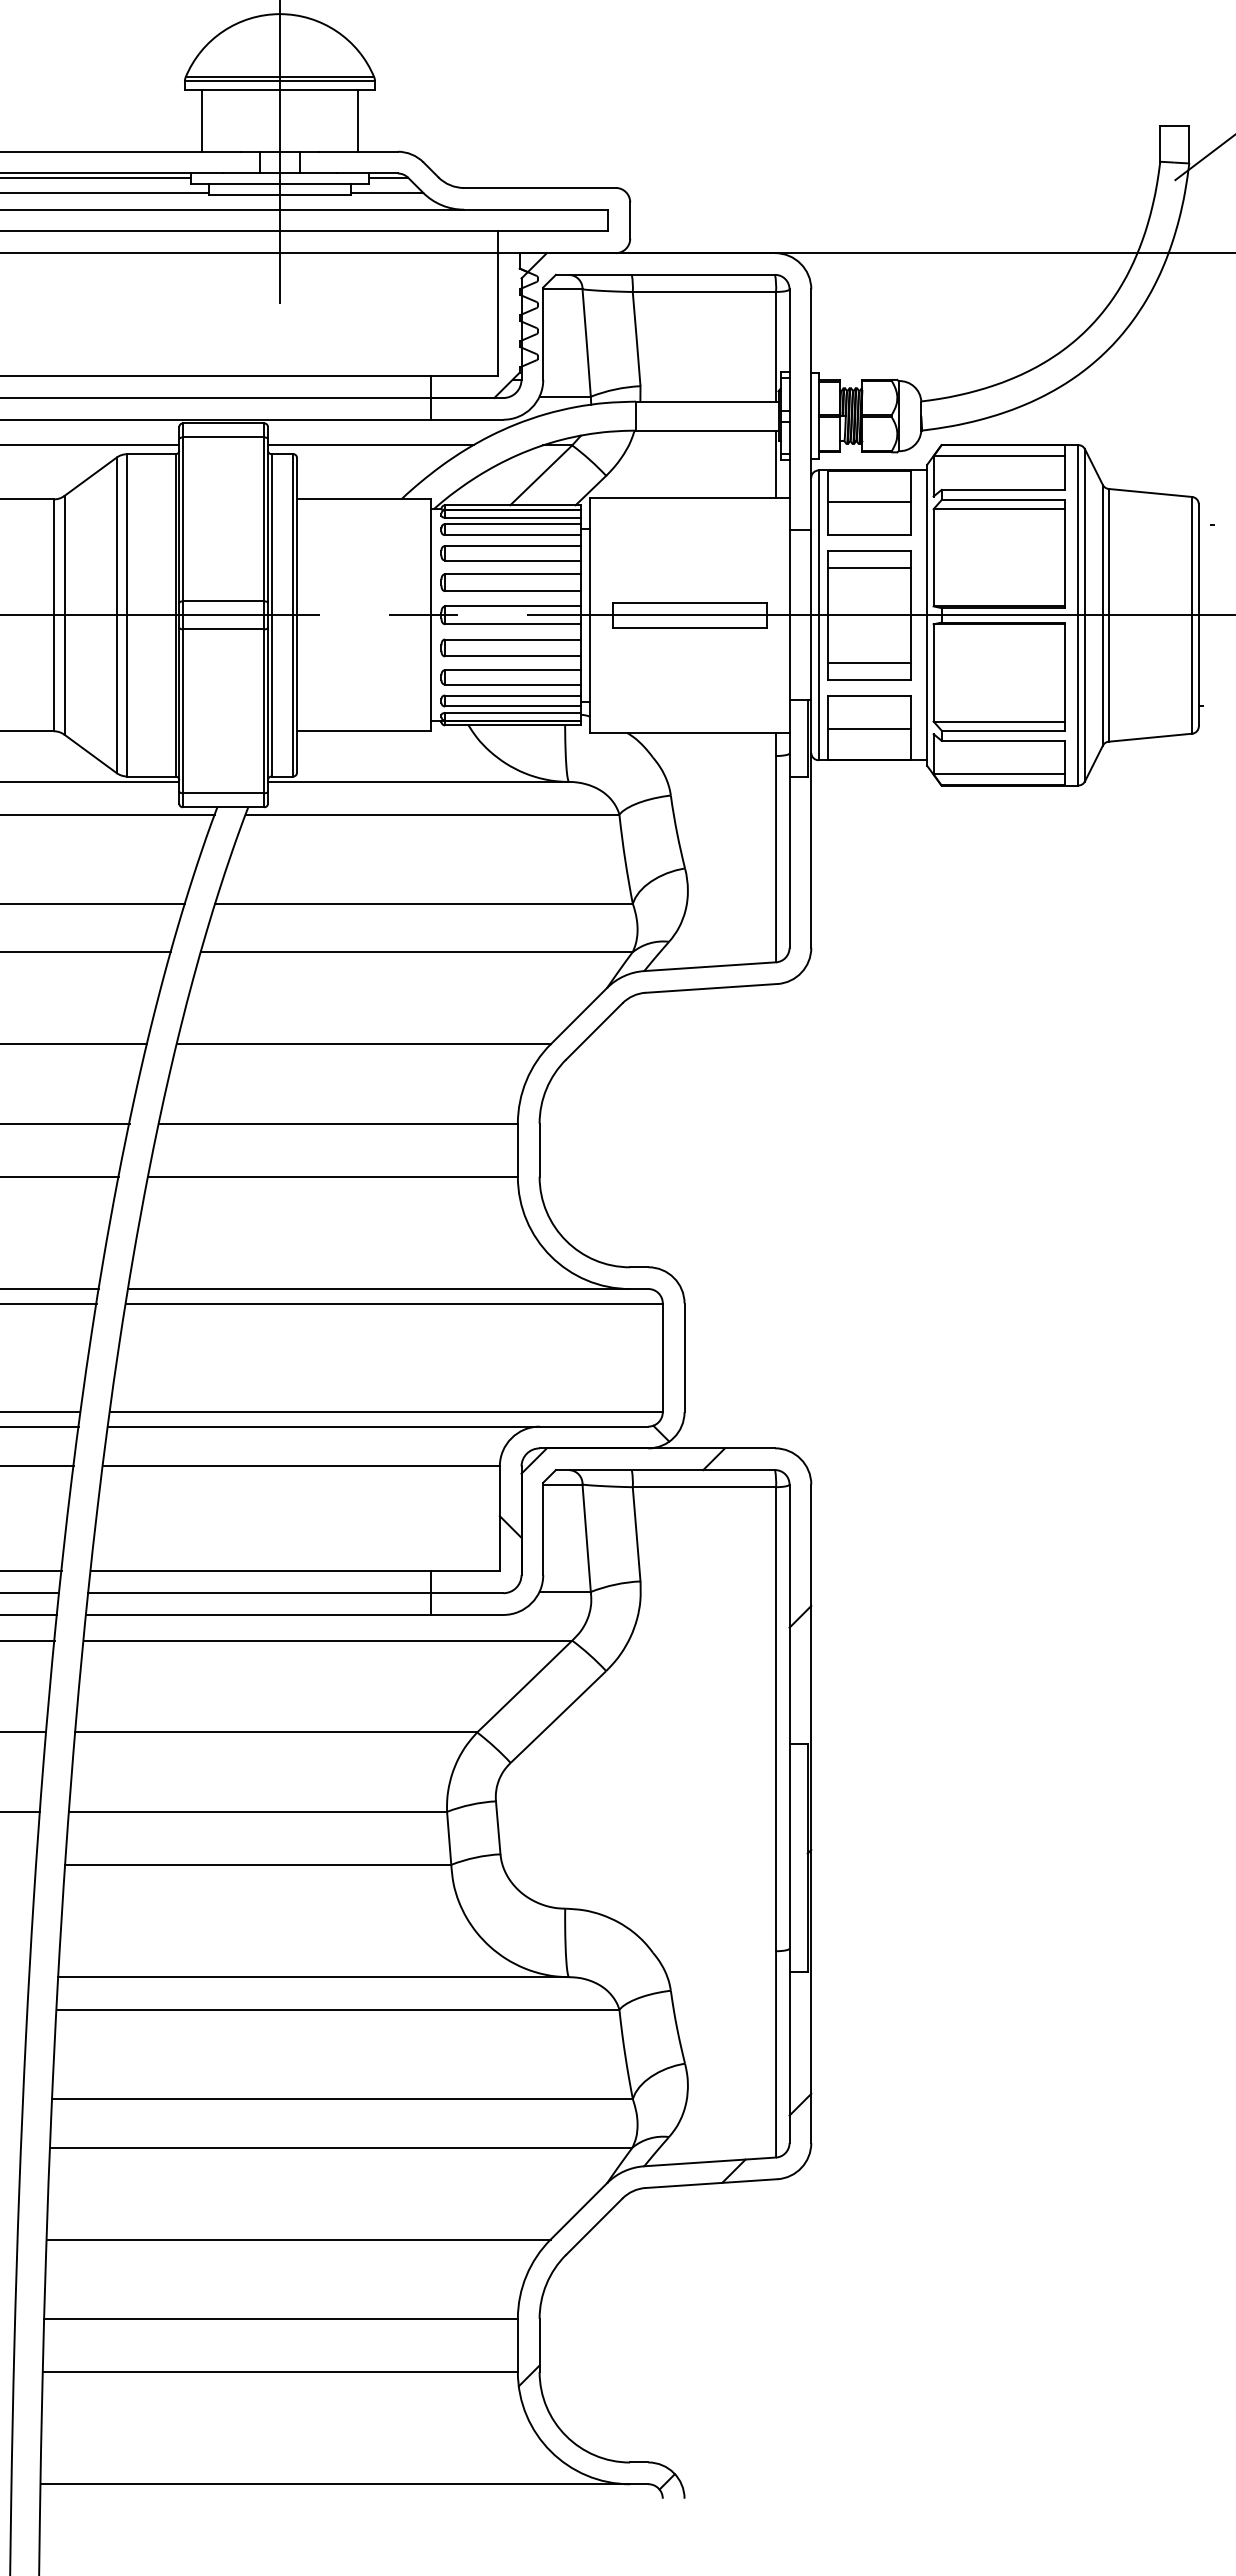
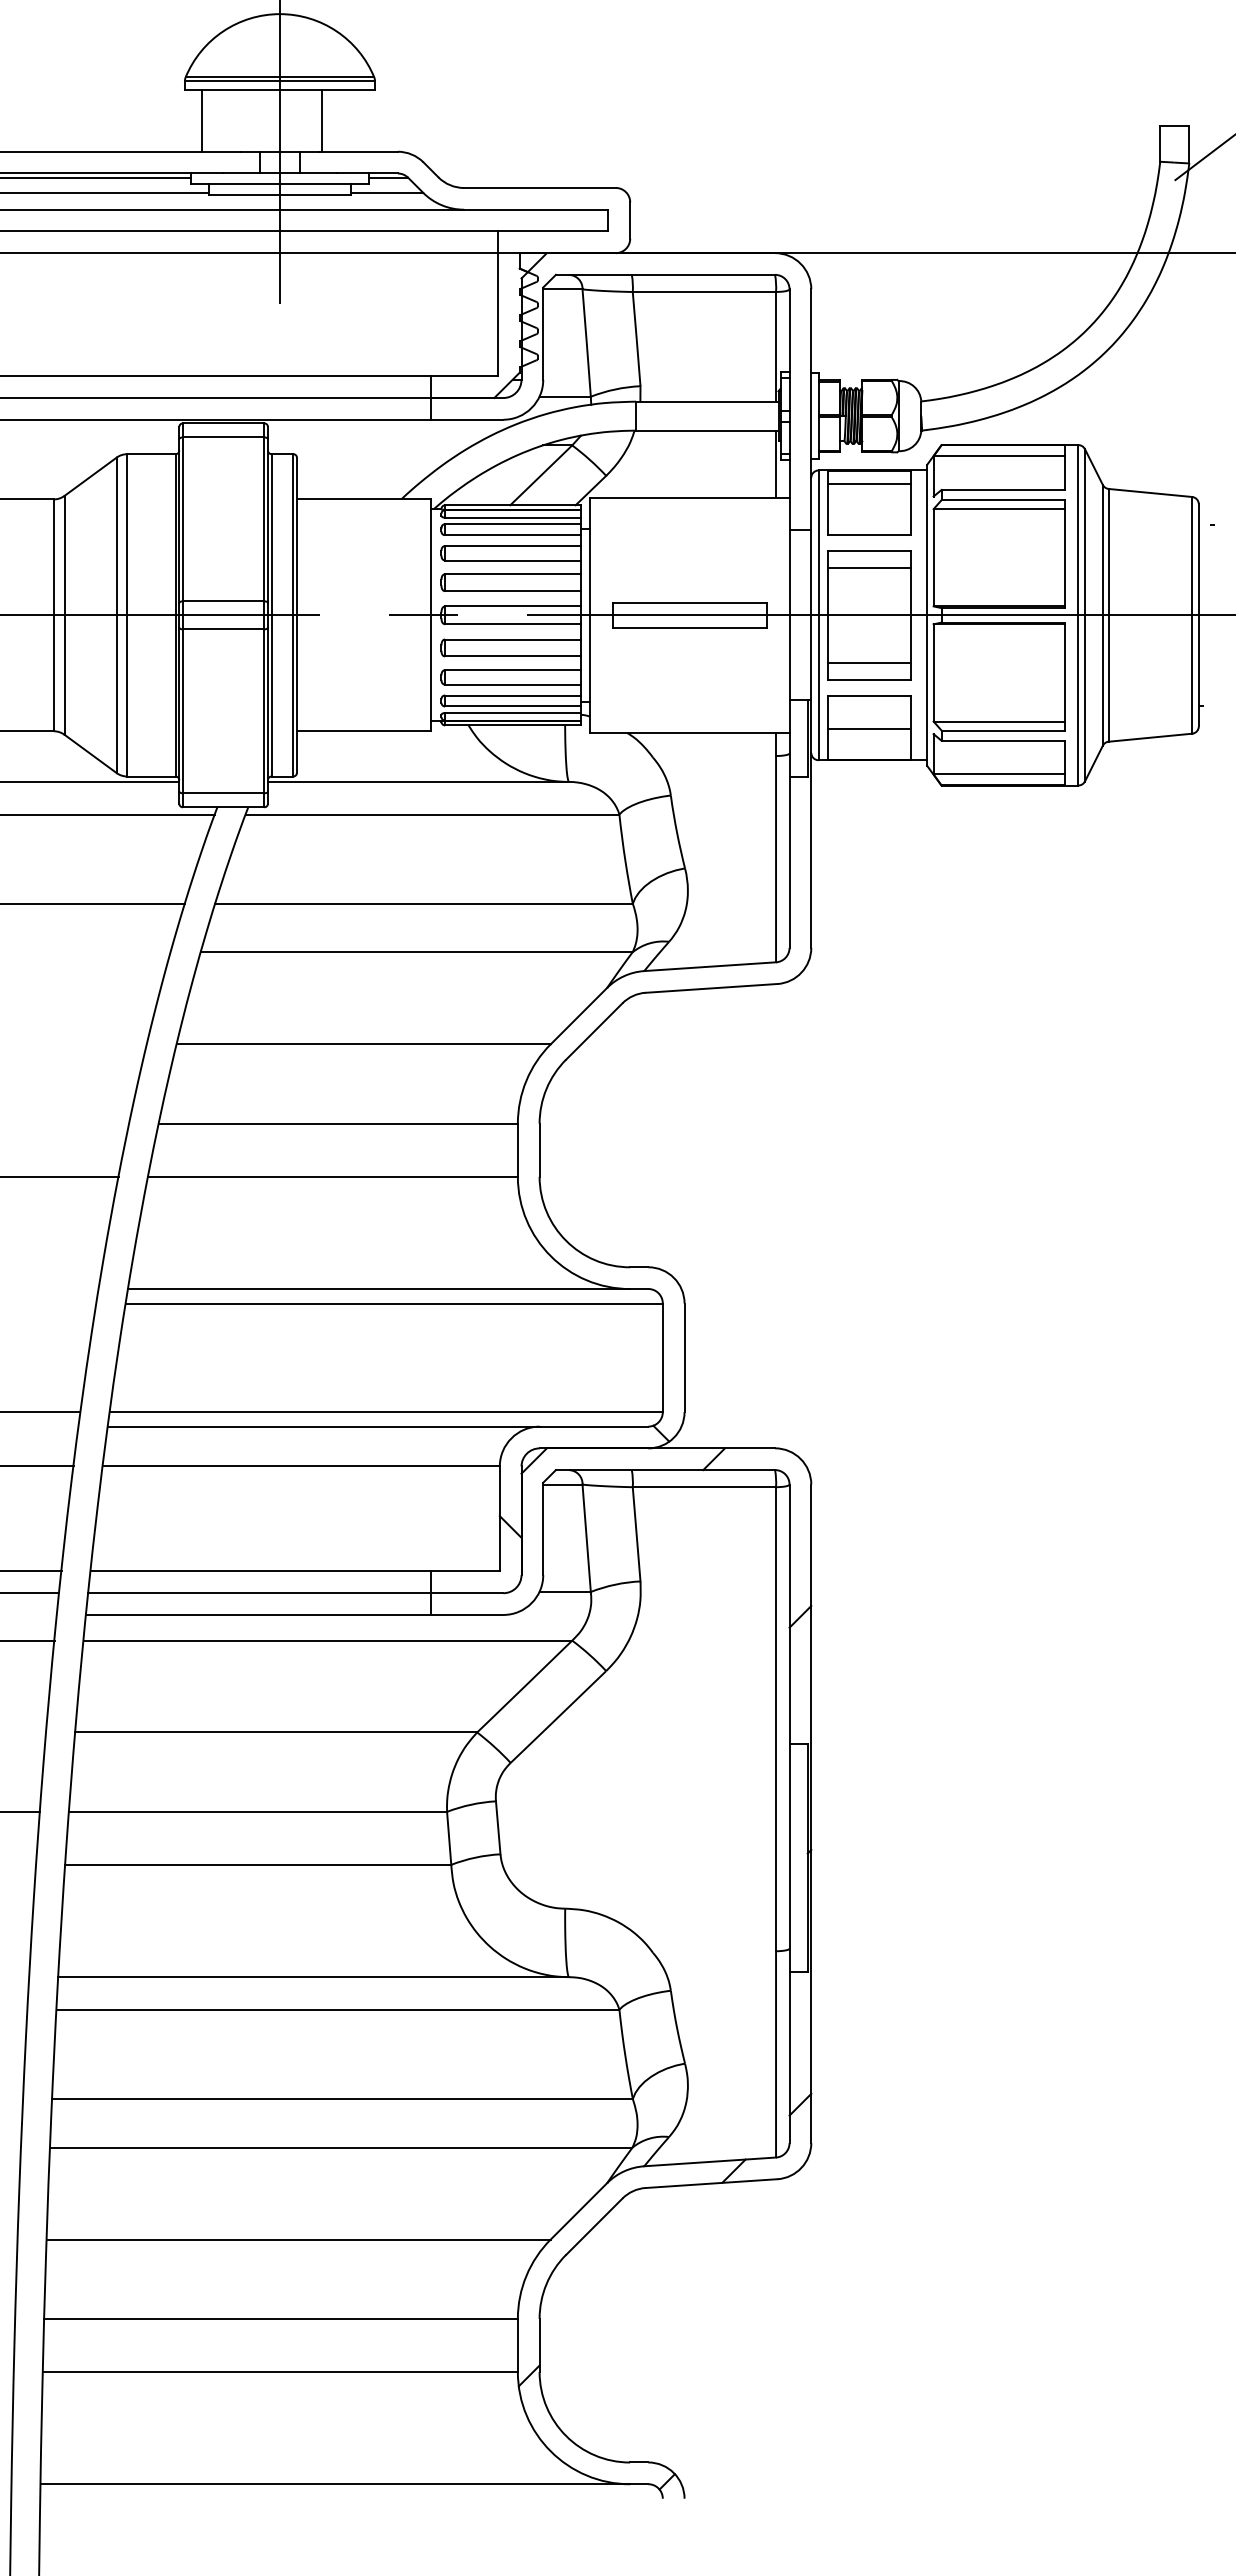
line position: (357, 120) -> (321, 120) (321, 120)
line: present -> none (90, 445)
line: present -> none (370, 445)
line position: (868, 501) -> (868, 483) (868, 483)
line: present -> none (86, 952)
line: present -> none (74, 1044)
line: present -> none (65, 1123)
line: present -> none (50, 1288)
line: present -> none (49, 1303)
line: present -> none (40, 1426)
line: present -> none (29, 1614)
line: present -> none (24, 1732)
